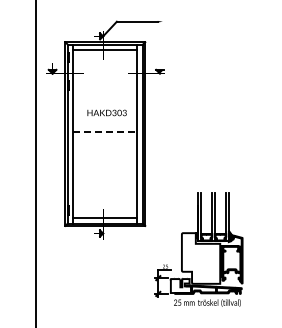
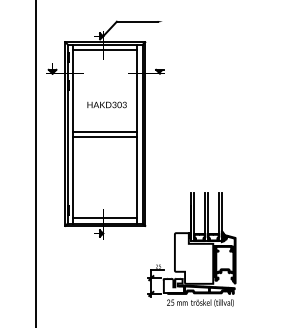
text position: (106, 112) -> (106, 104) (106, 104)
line: dashed -> solid (105, 131)
line: none -> present (105, 136)
part position: (198, 249) -> (191, 249) (191, 249)
